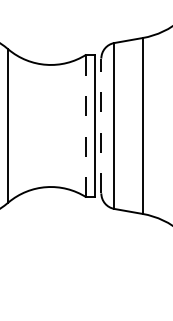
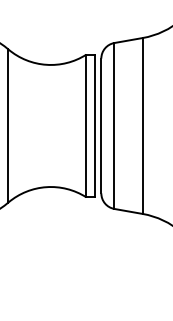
line: dashed -> solid (86, 125)
line: dashed -> solid (101, 125)
